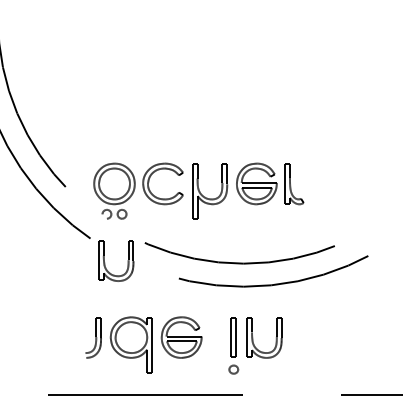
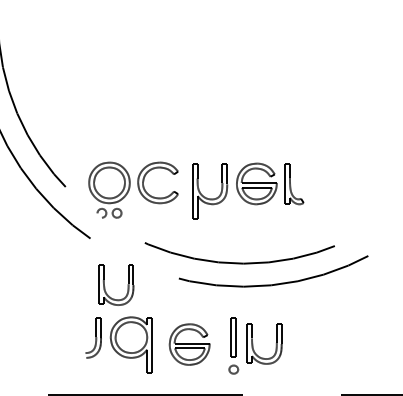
part position: (138, 190) -> (133, 189) (133, 189)
part position: (127, 260) -> (127, 284) (127, 284)
part position: (181, 337) -> (189, 344) (189, 344)
part position: (253, 337) -> (253, 343) (253, 343)
